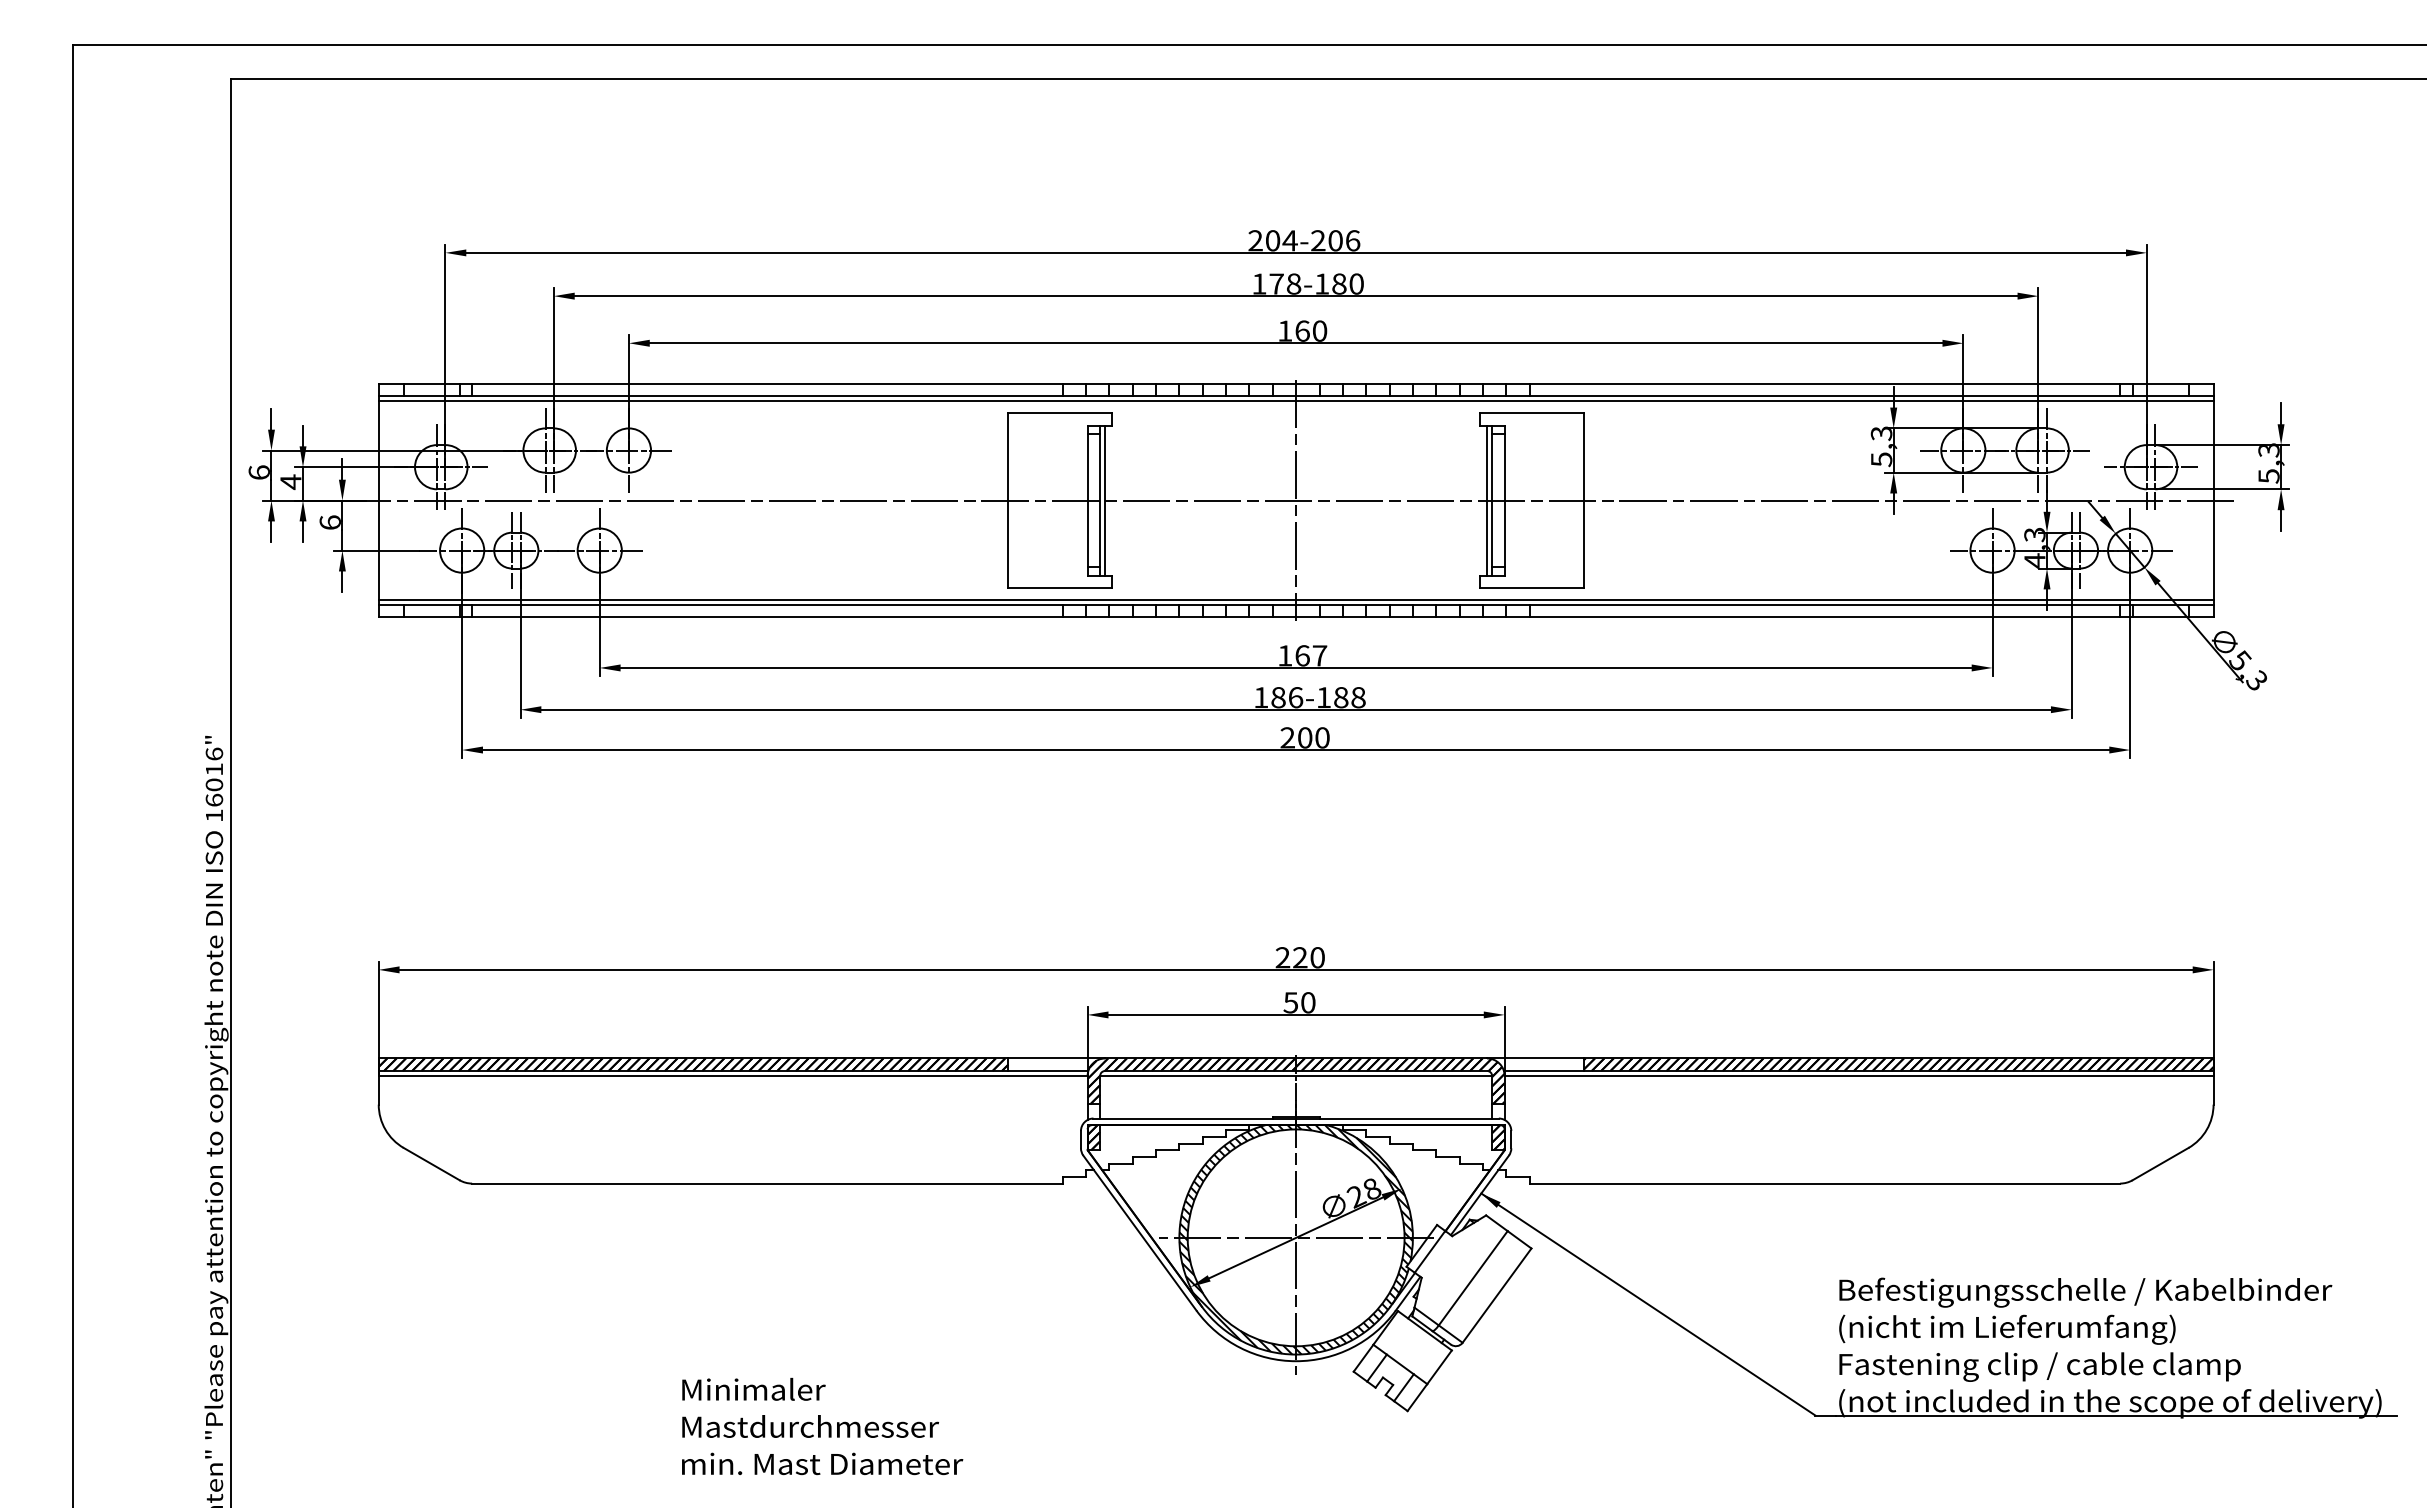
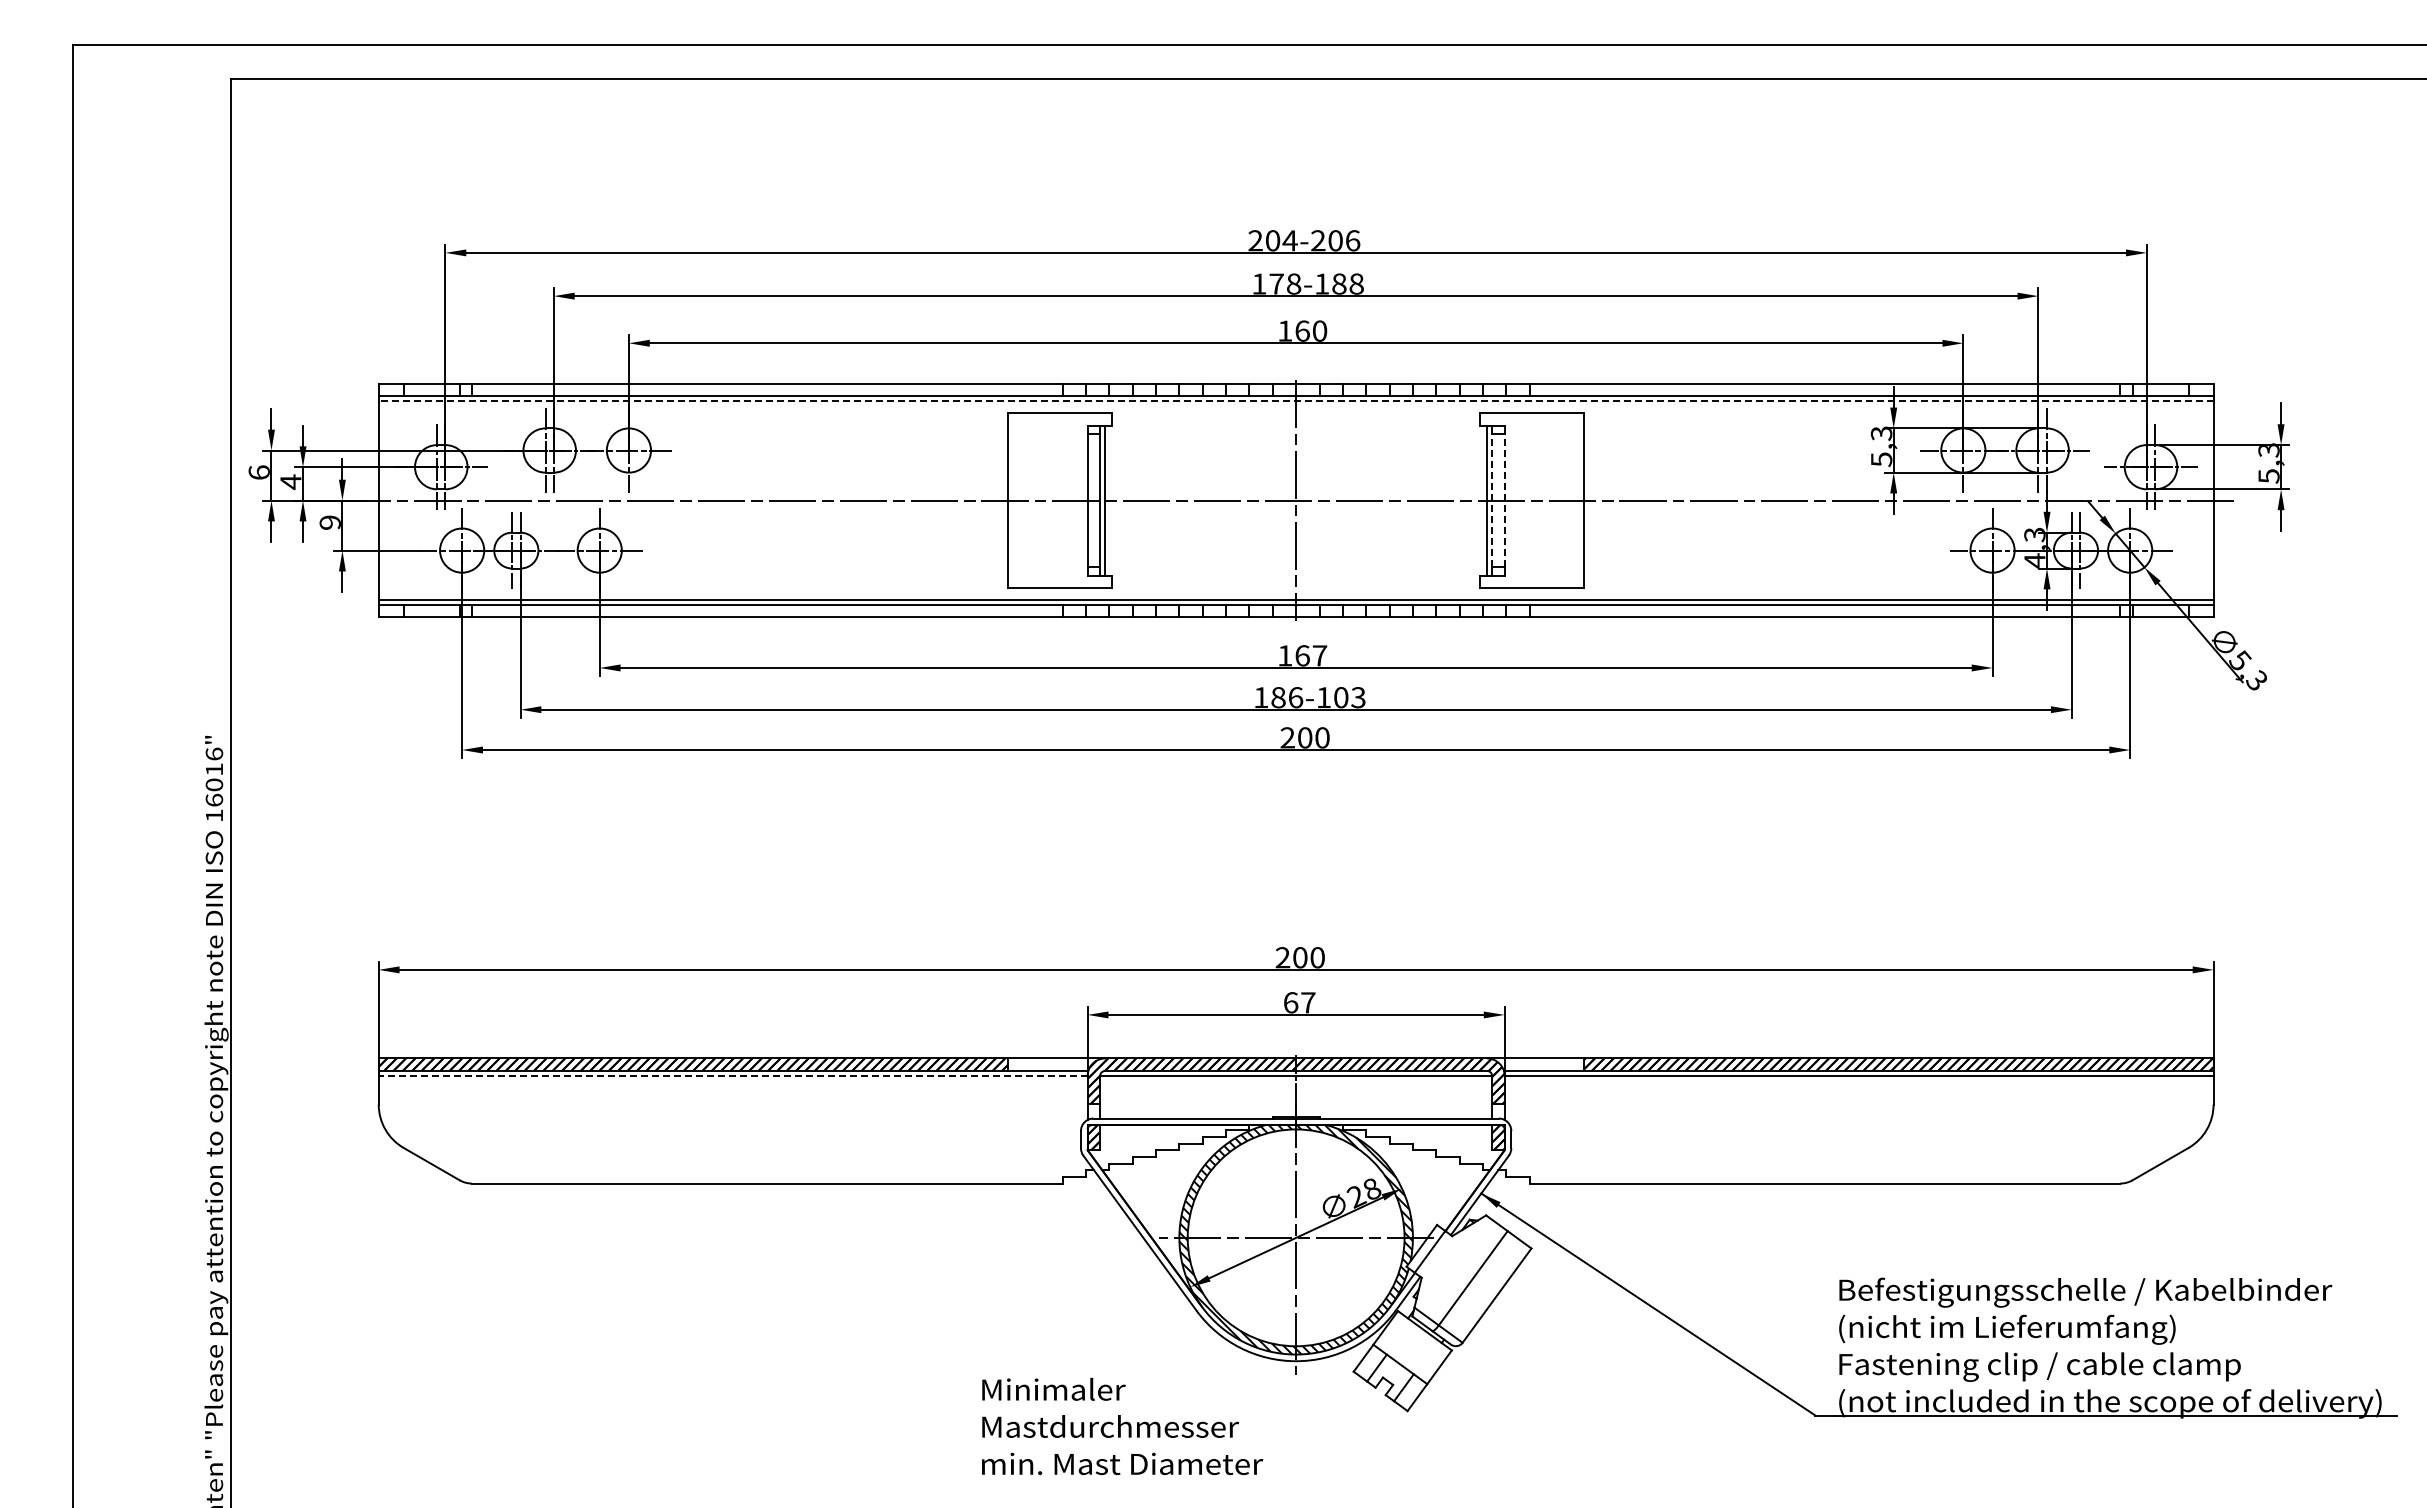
text: 178-180 -> 178-188 (1356, 284)
line: solid -> dashed (1295, 401)
line: solid -> dashed (1492, 500)
line: solid -> dashed (1504, 500)
text: 6 -> 9 (329, 522)
text: 186-188 -> 186-103 (1349, 697)
text: 220 -> 200 (1300, 957)
text: 50 -> 67 (1299, 1002)
line: solid -> dashed (732, 1075)
text position: (822, 1426) -> (1122, 1426) (1122, 1426)
